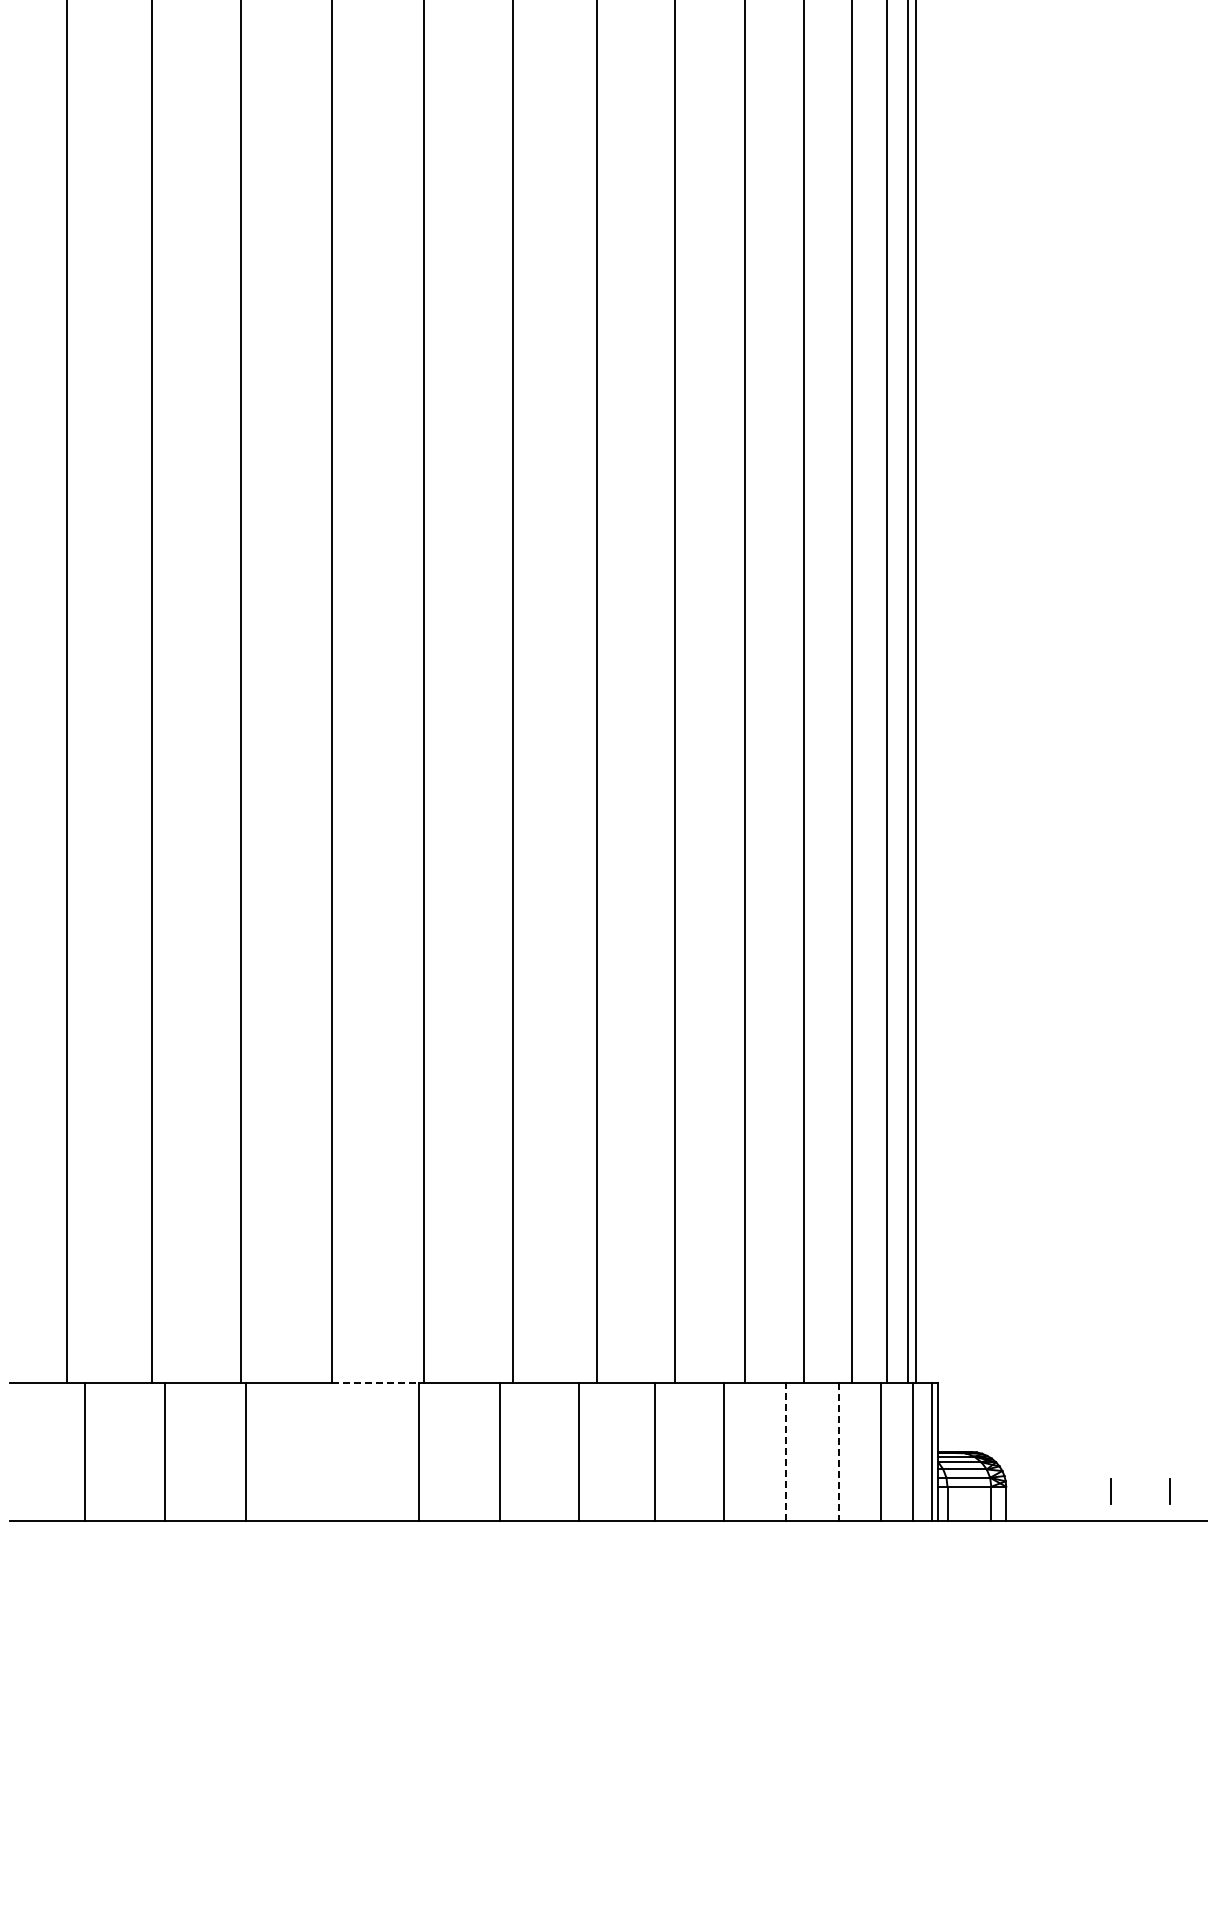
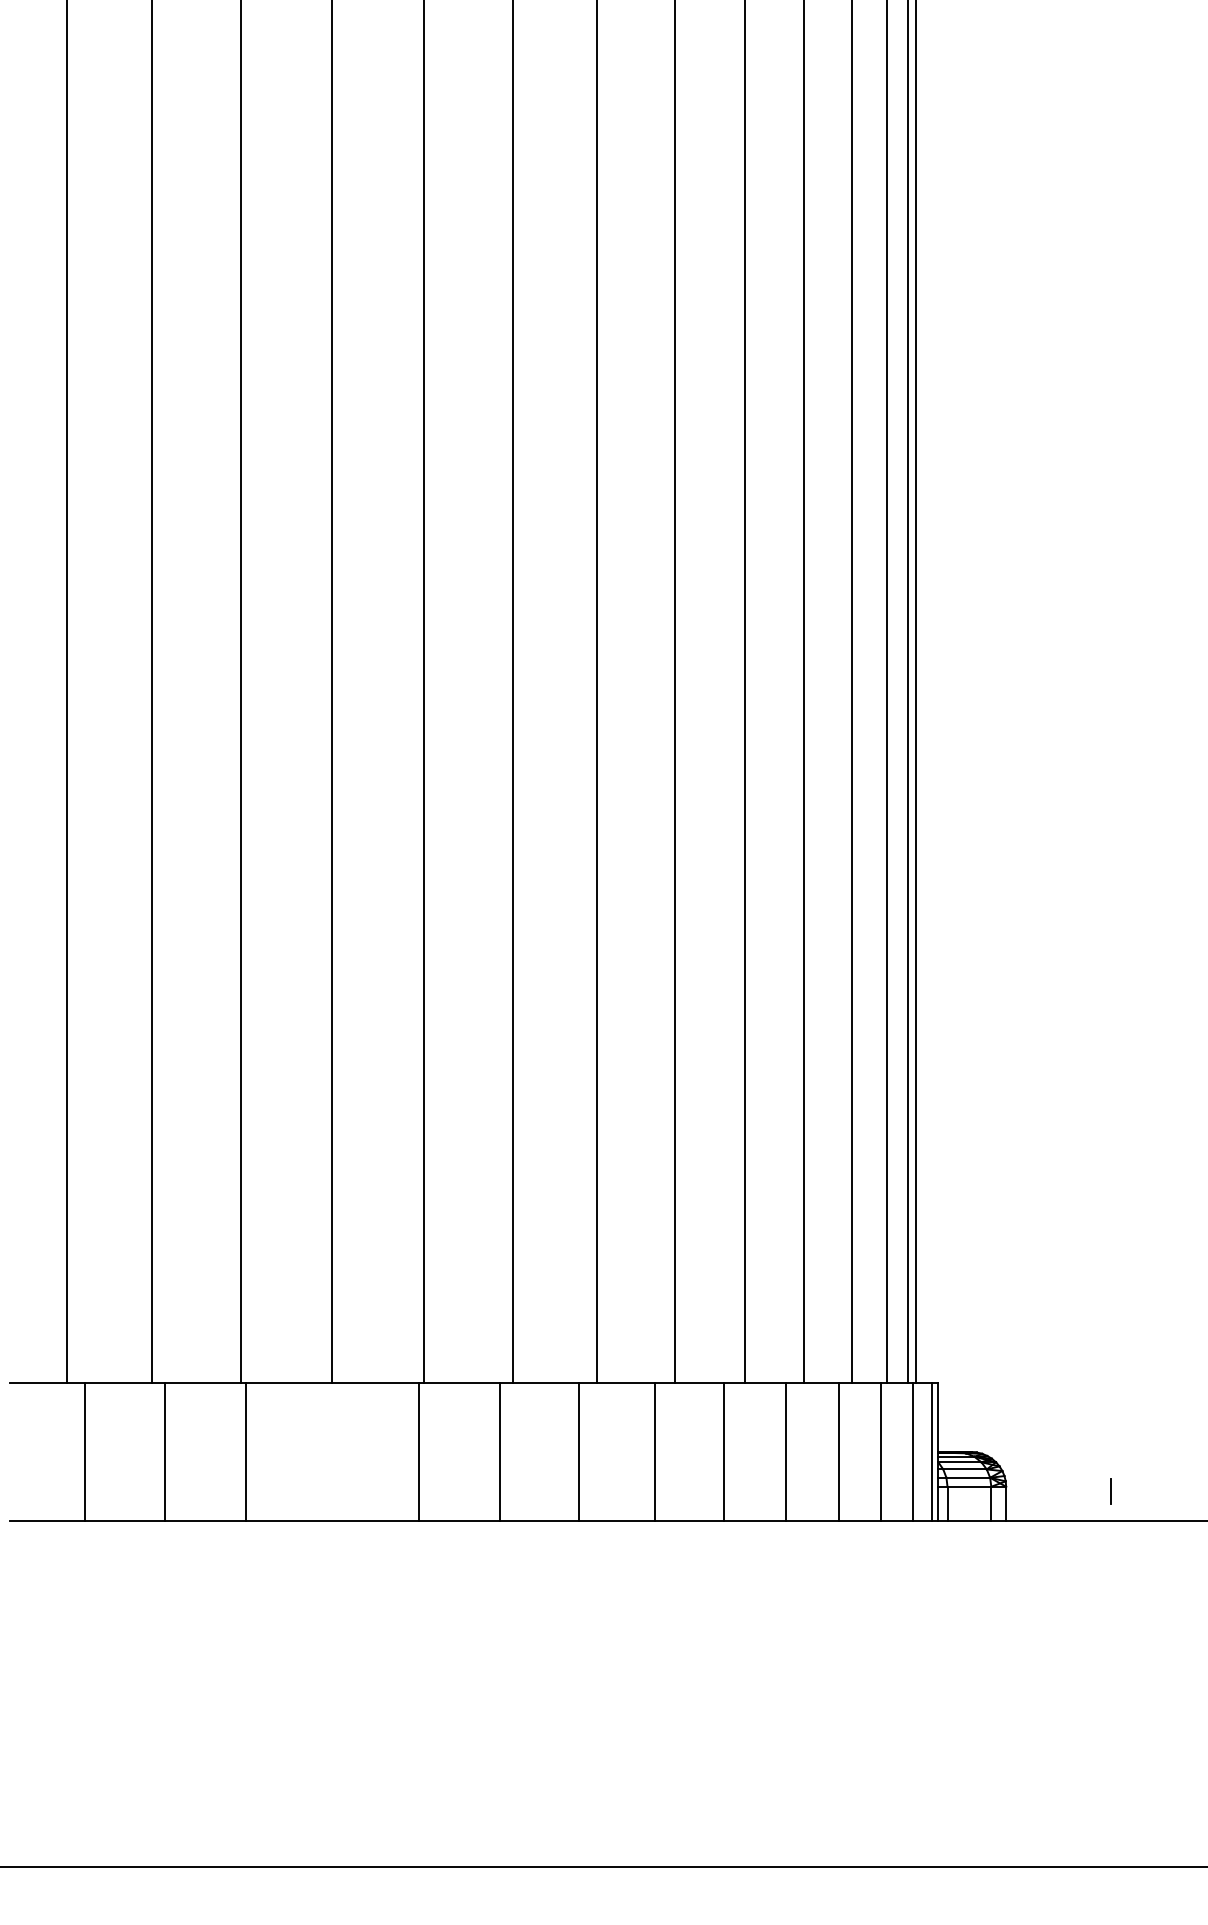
line: dashed -> solid (376, 1382)
line: dashed -> solid (785, 1451)
line: dashed -> solid (838, 1452)
line: present -> none (1169, 1491)
line: none -> present (603, 1867)
